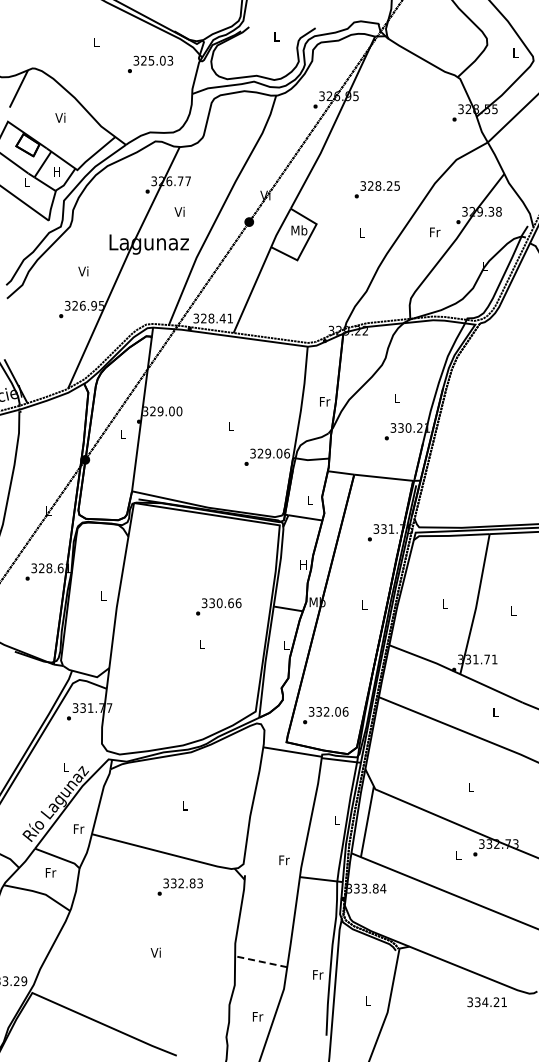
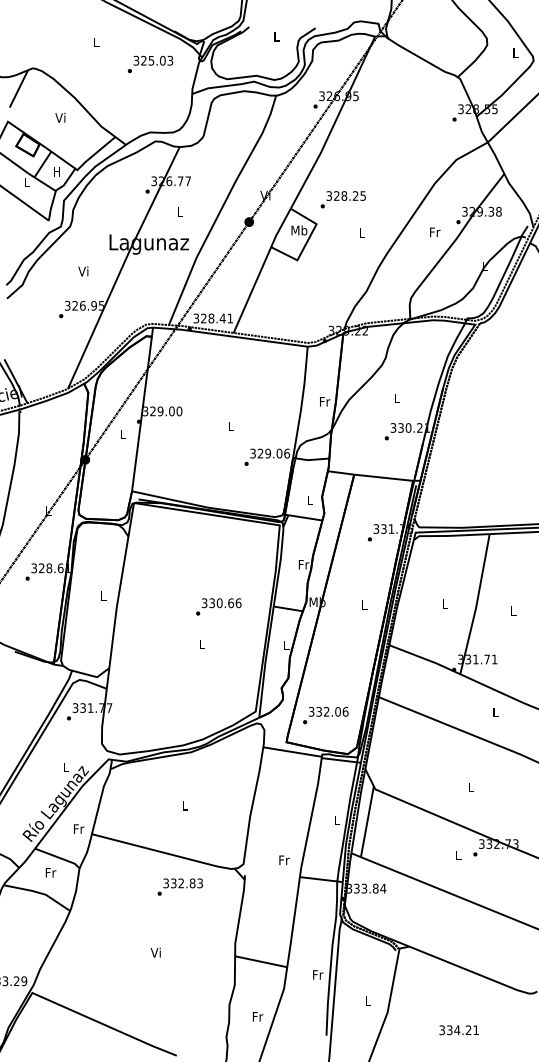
text position: (376, 189) -> (342, 199) (342, 199)
text: Vi -> L (179, 211)
text: H -> Fr (303, 564)
line: dashed -> solid (261, 961)
text position: (486, 1002) -> (458, 1030) (458, 1030)
